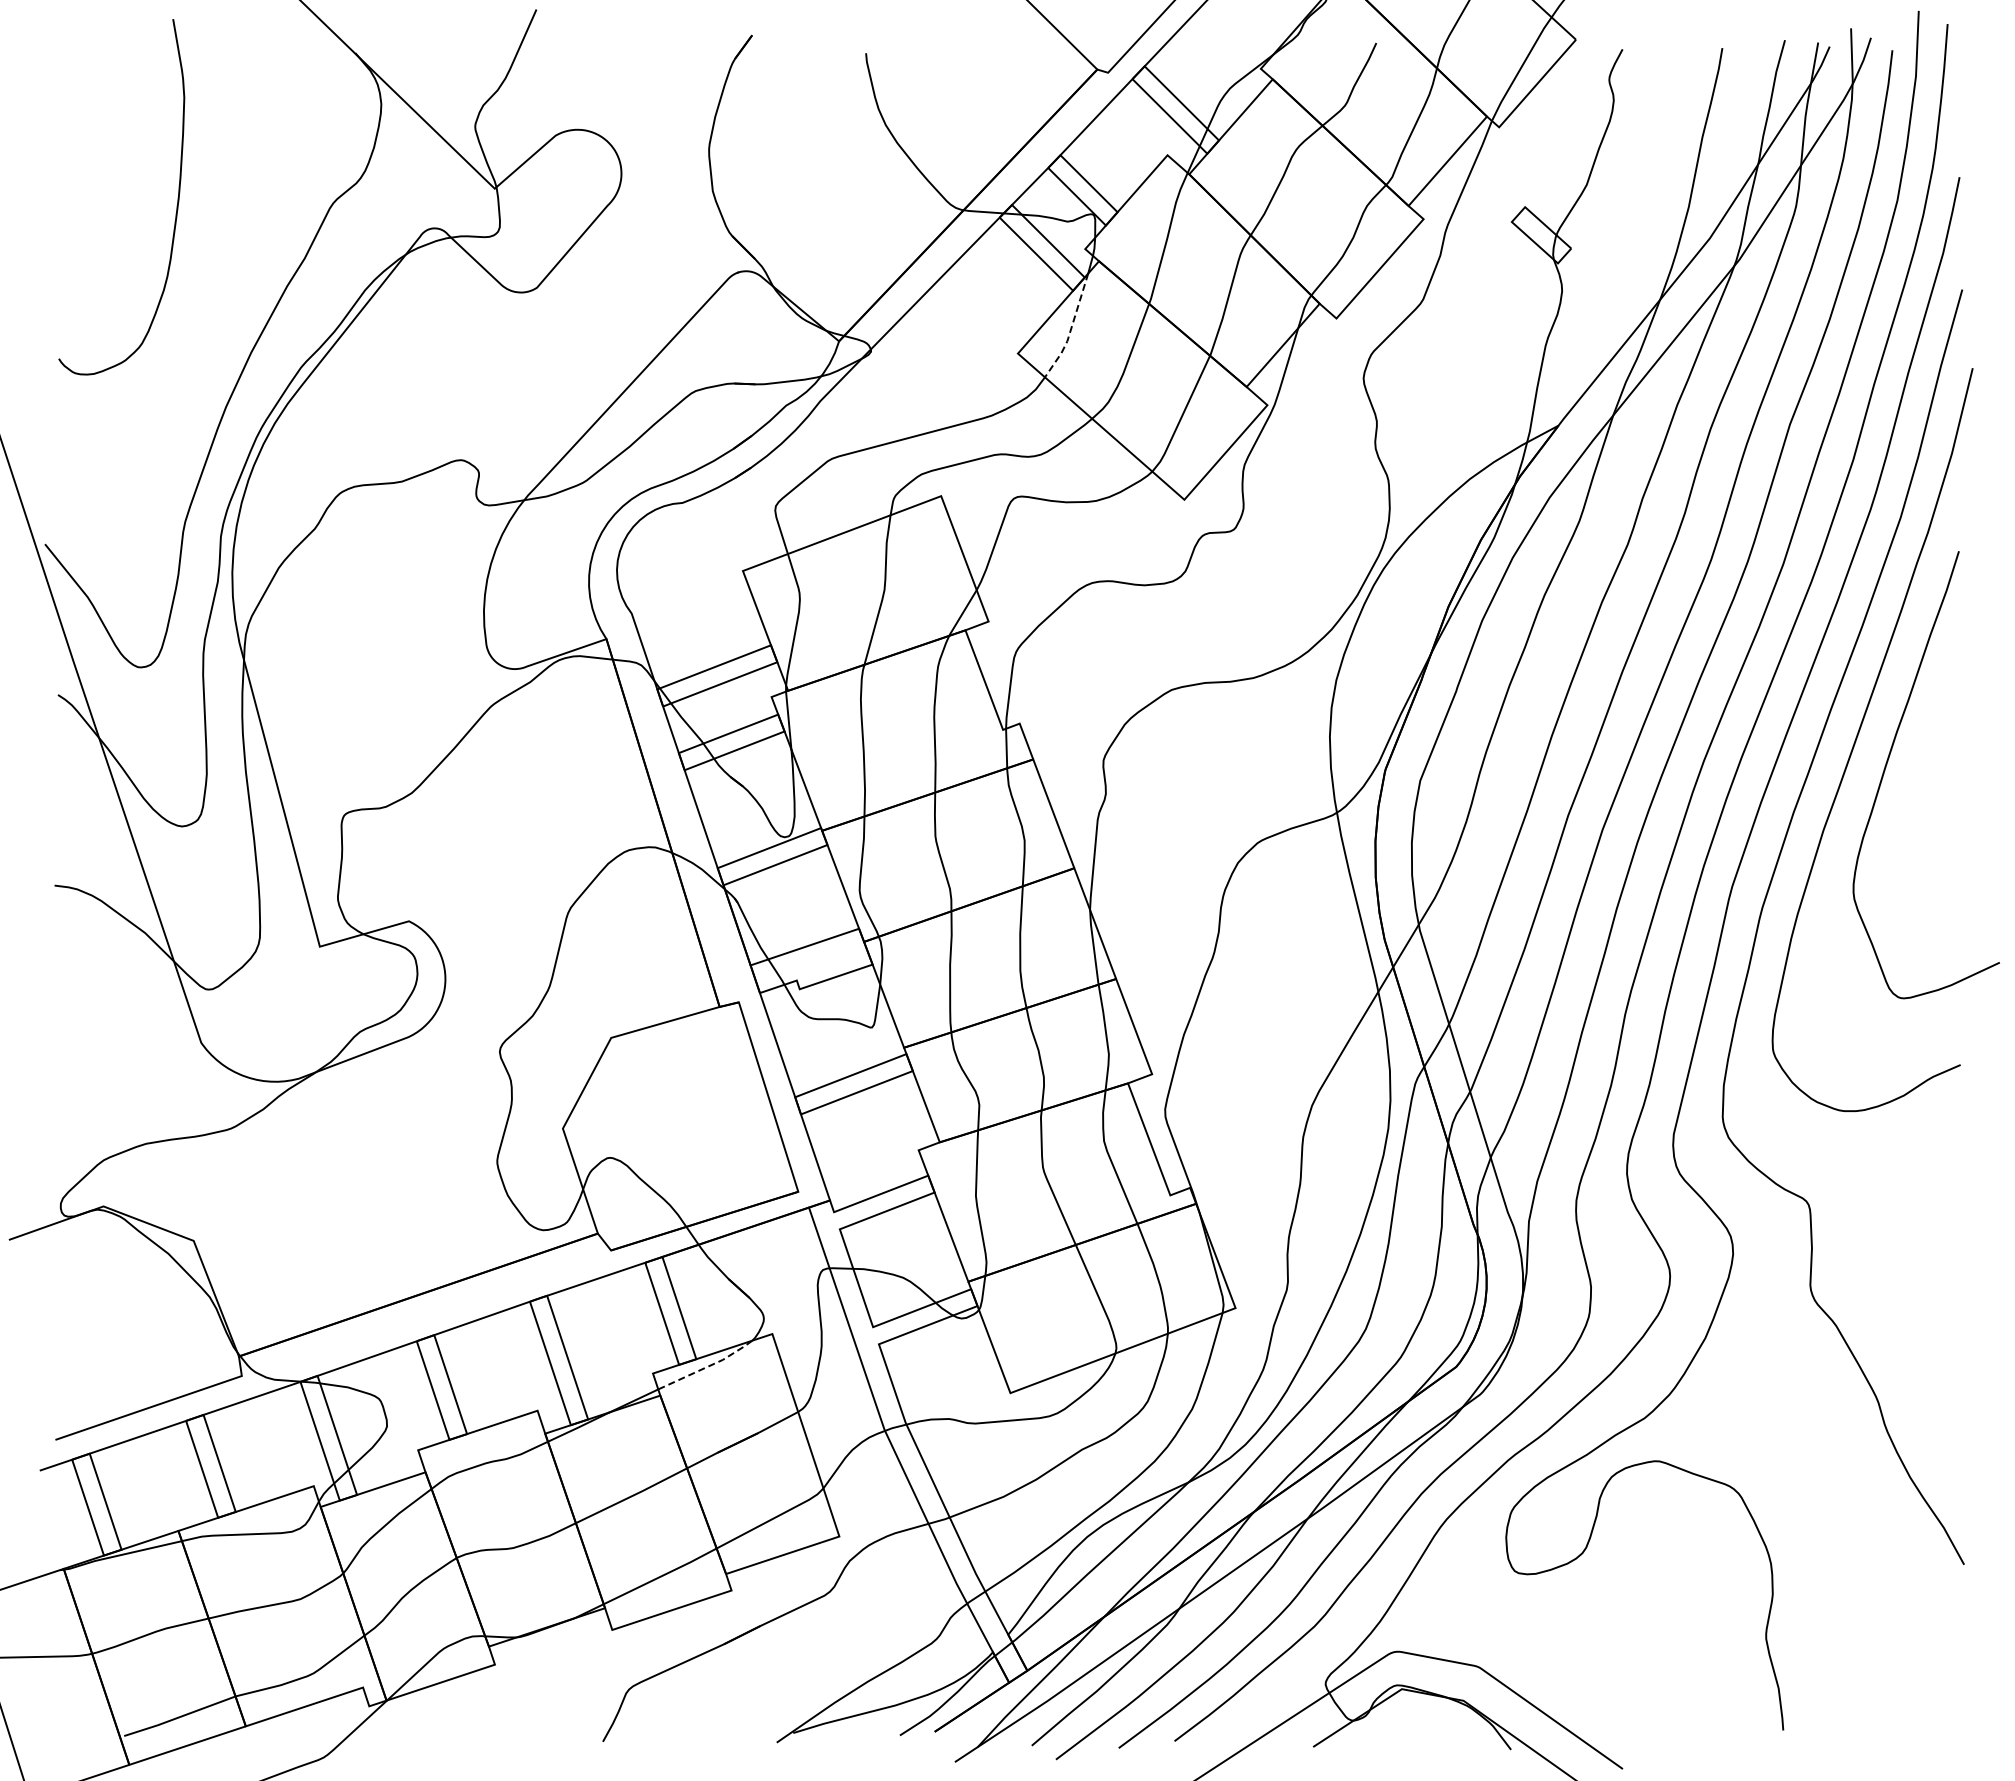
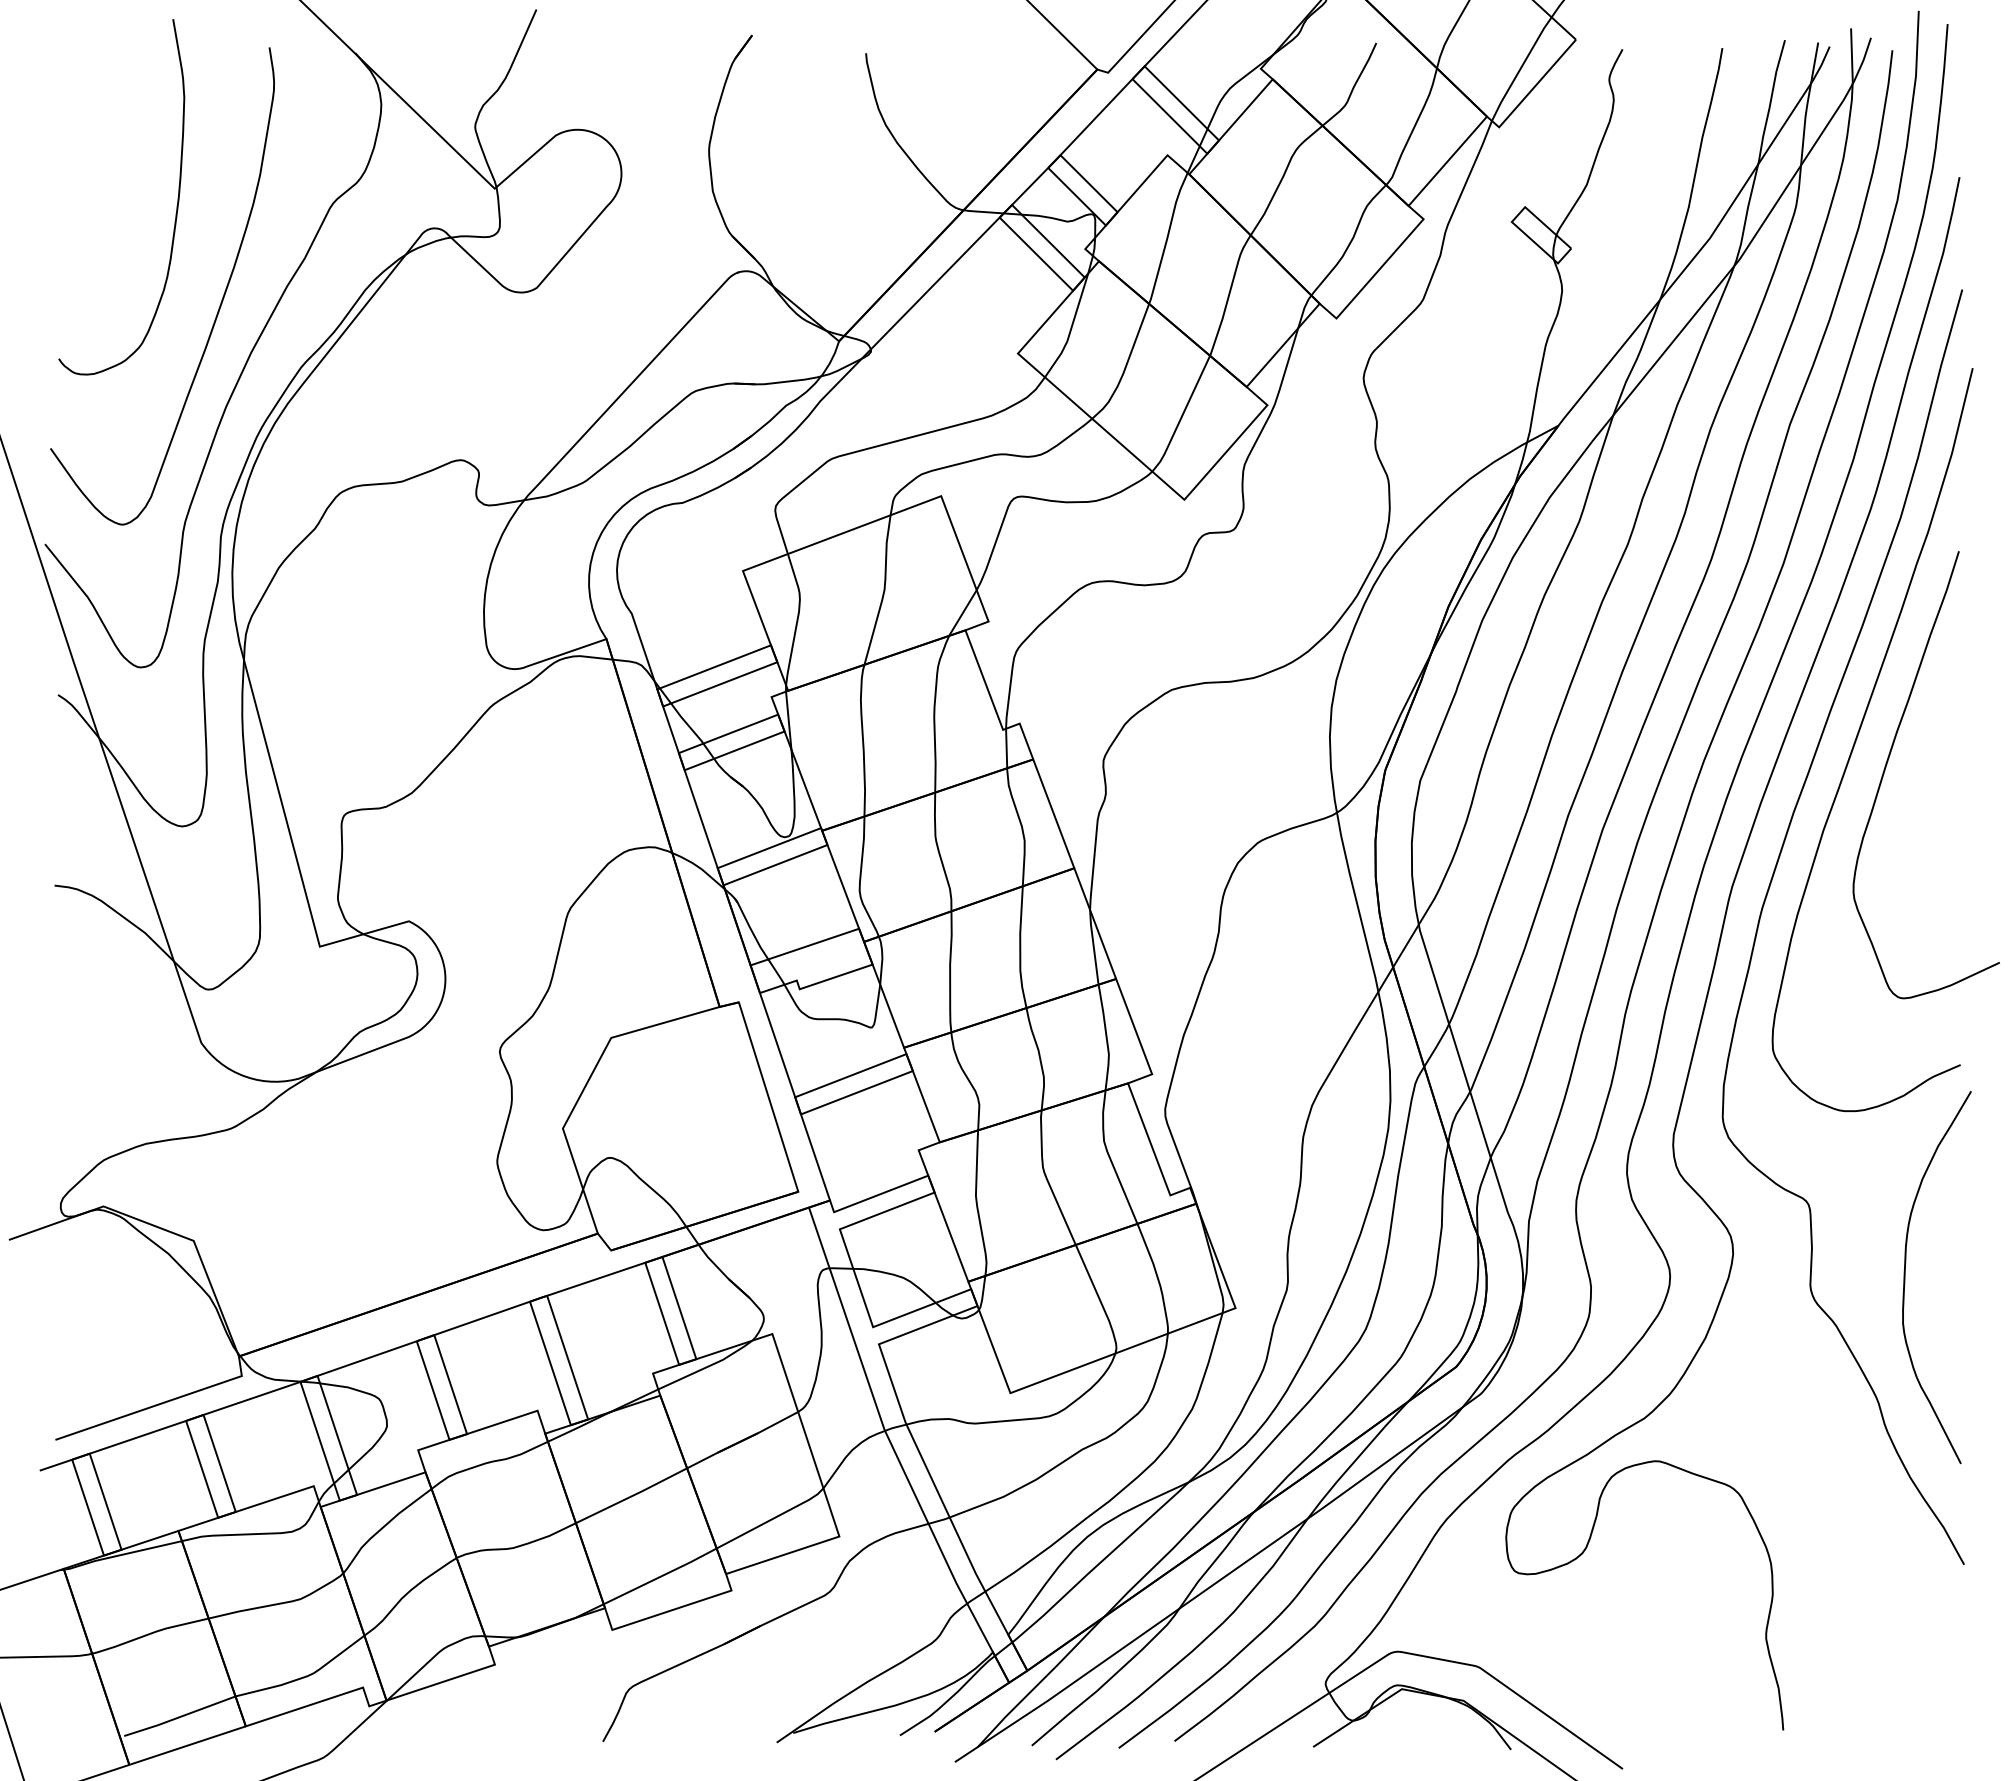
curve: none -> present (219, 305)
line: dashed -> solid (1070, 329)
curve: none -> present (1905, 1277)
line: dashed -> solid (707, 1366)
